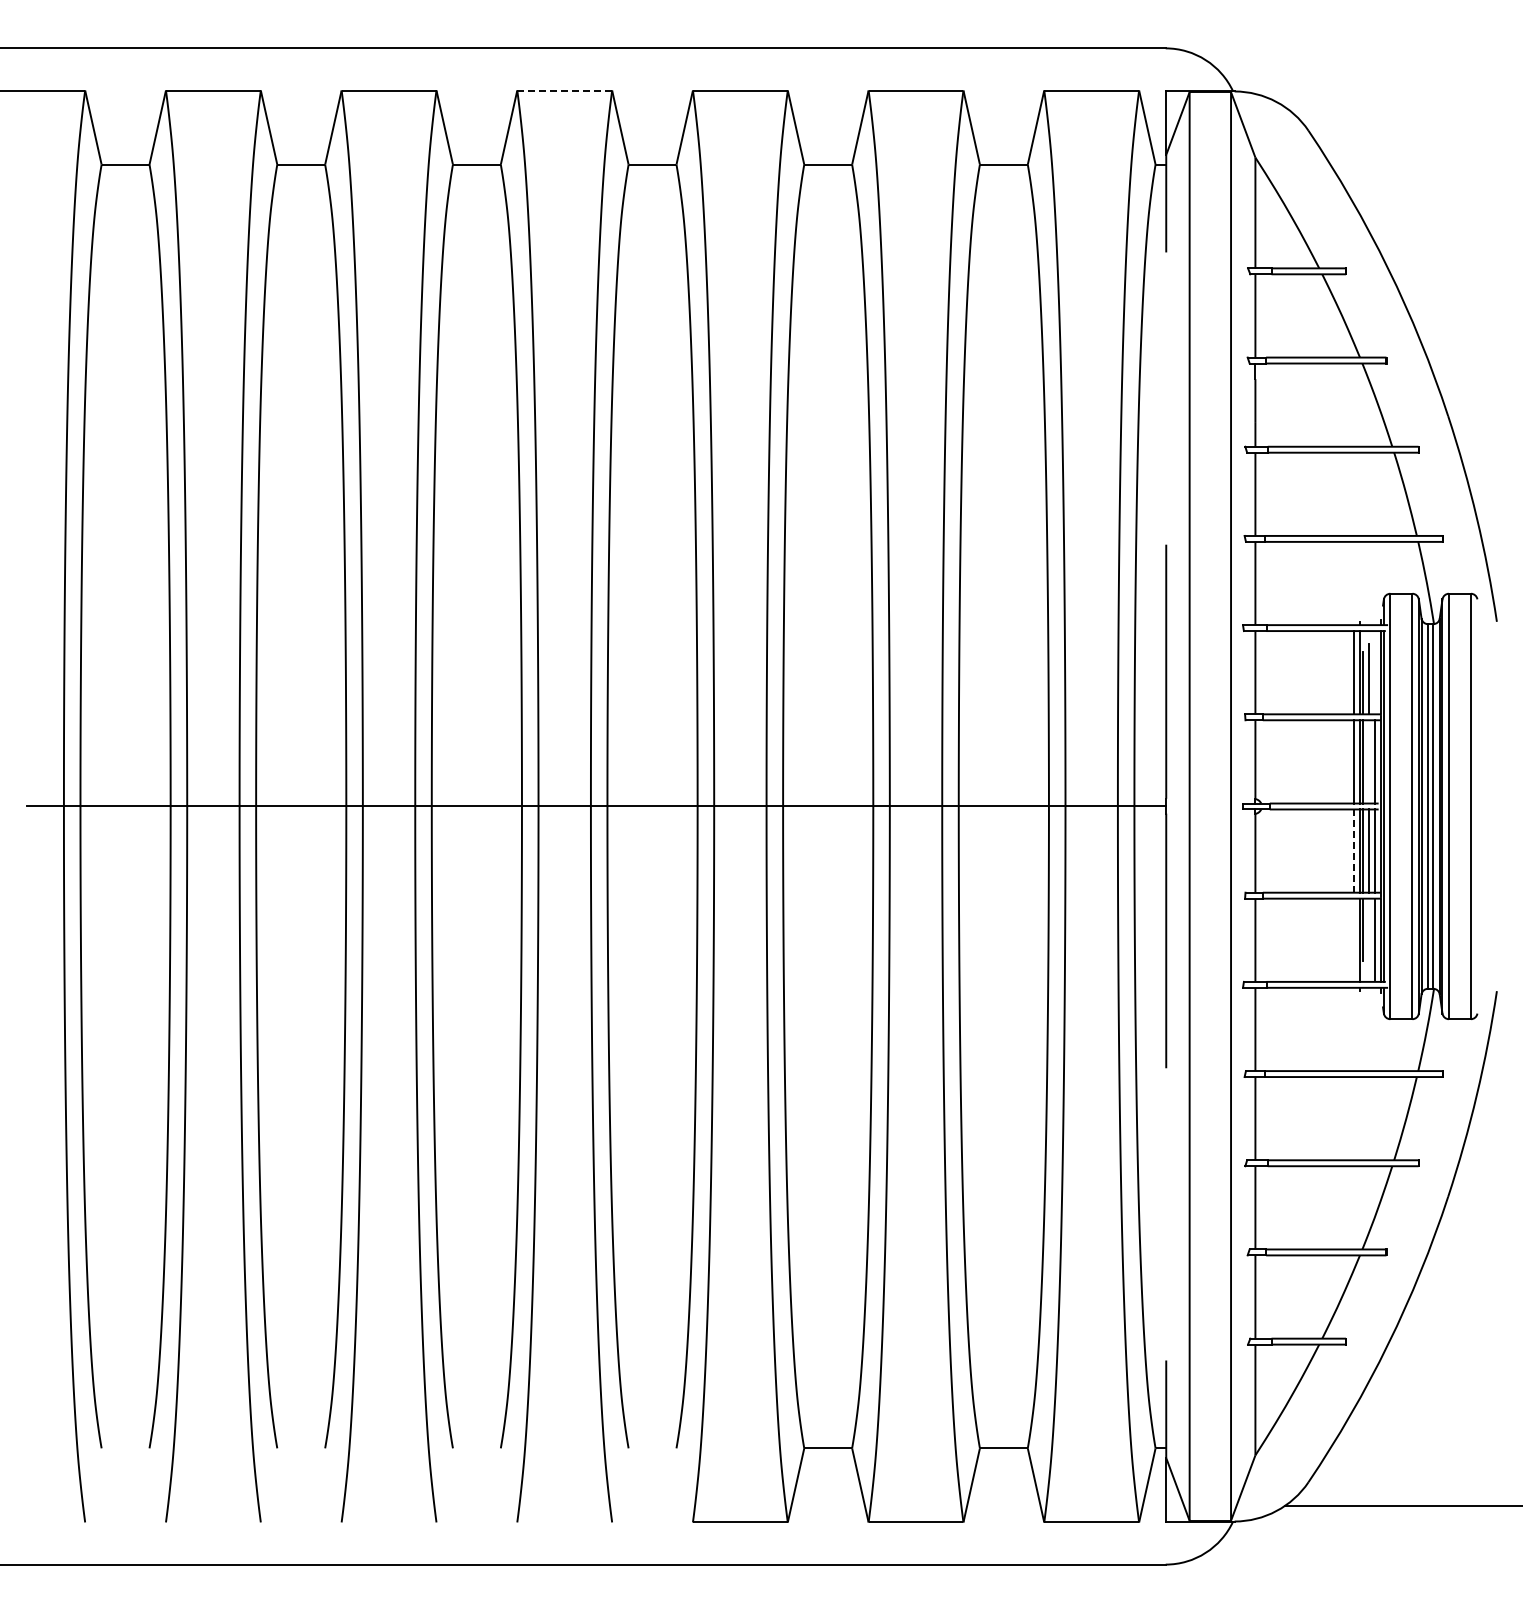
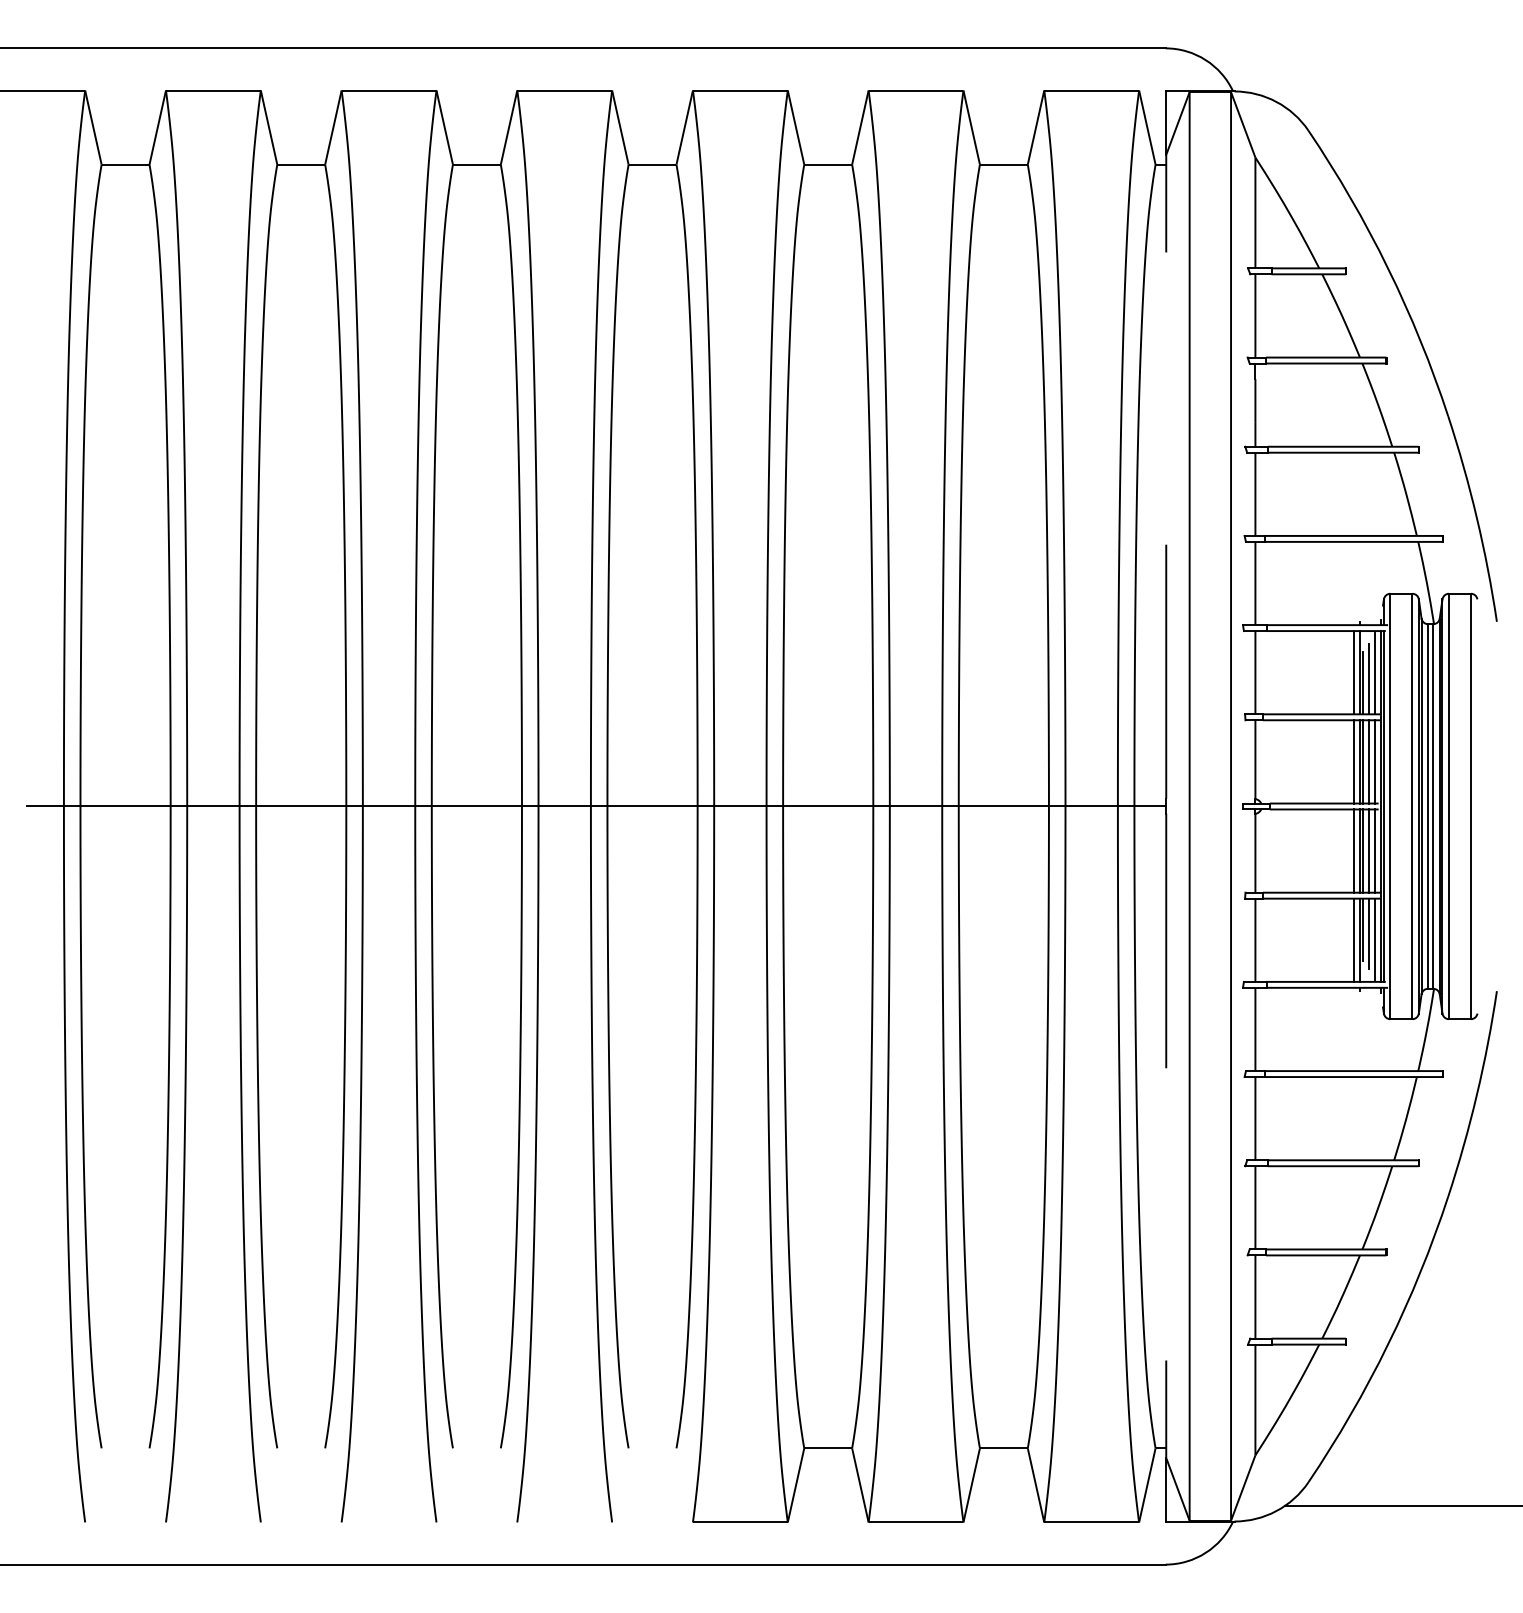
line: dashed -> solid (564, 90)
line: none -> present (1374, 673)
line: none -> present (1369, 761)
line: dashed -> solid (1353, 851)
line: none -> present (1369, 933)
line: none -> present (1353, 939)
